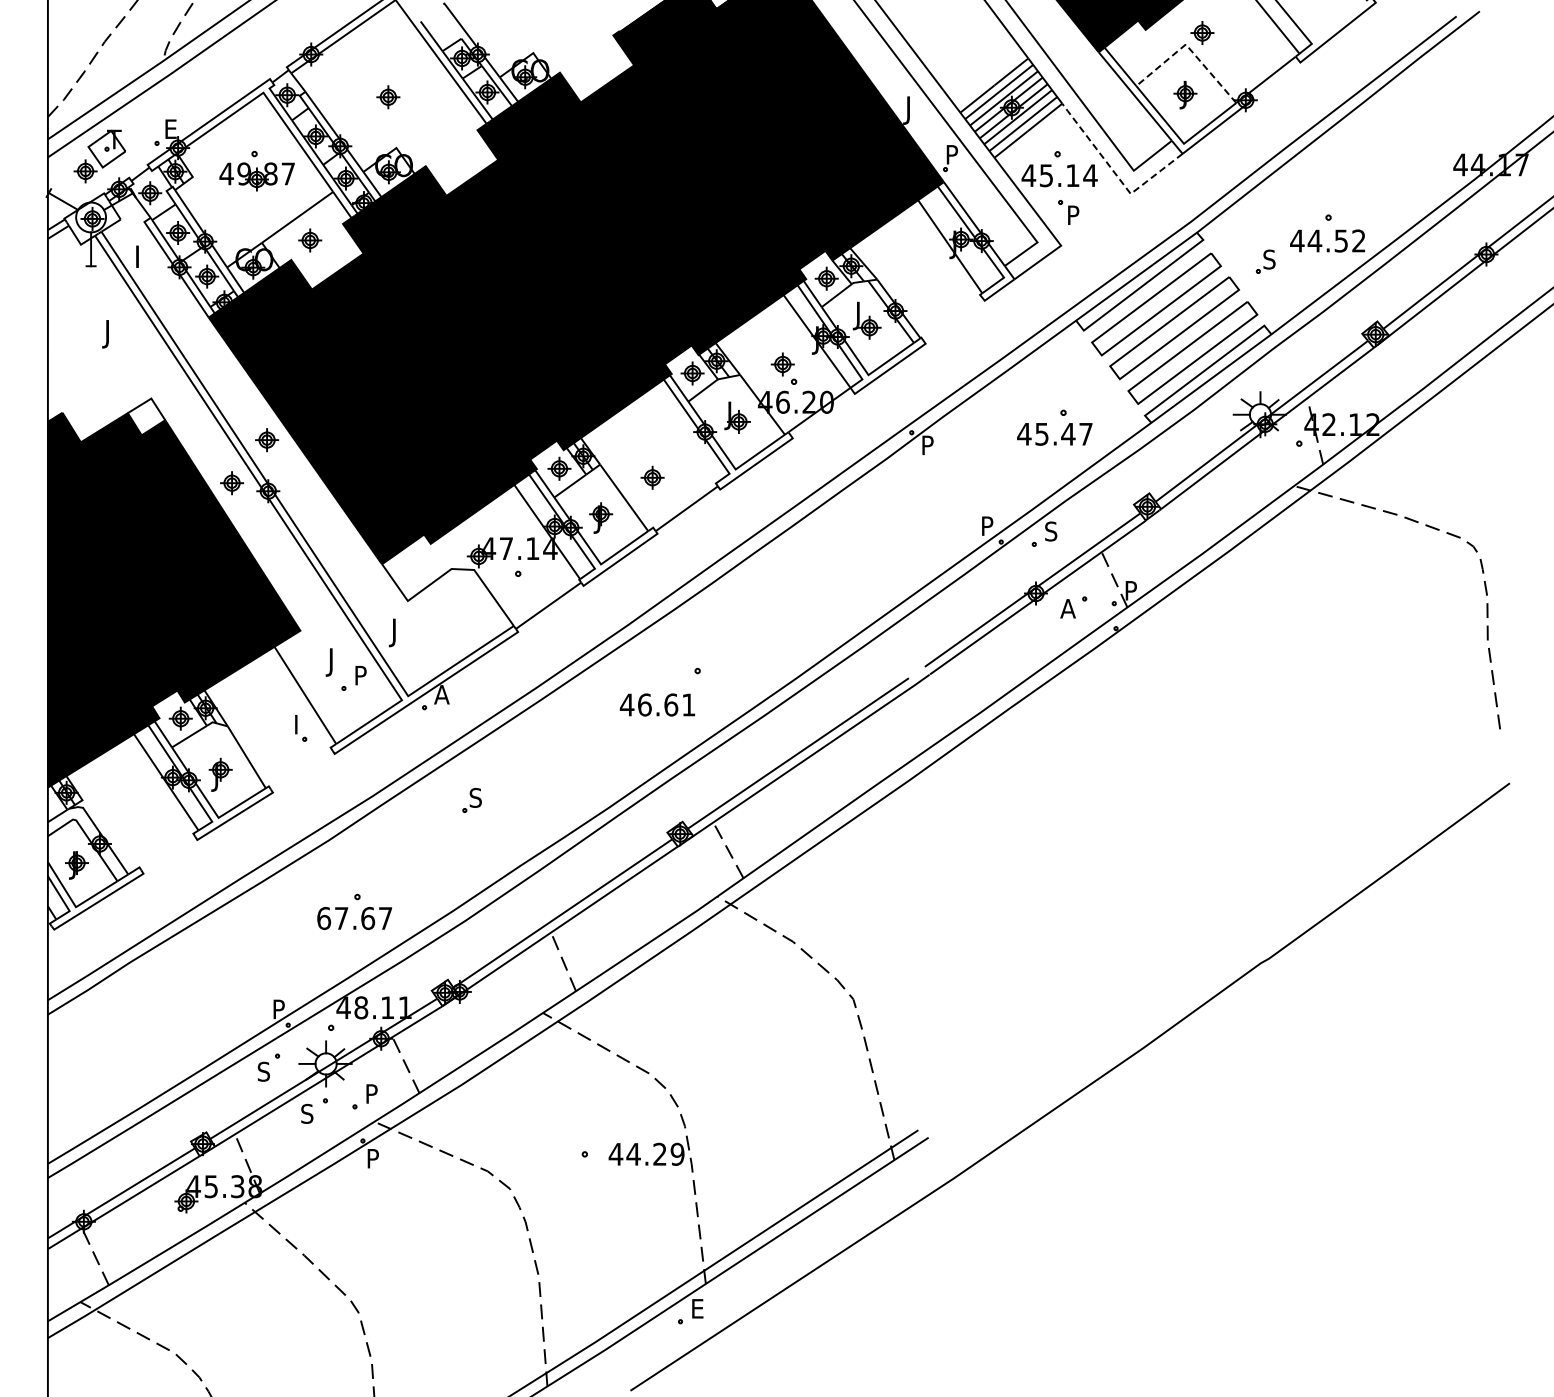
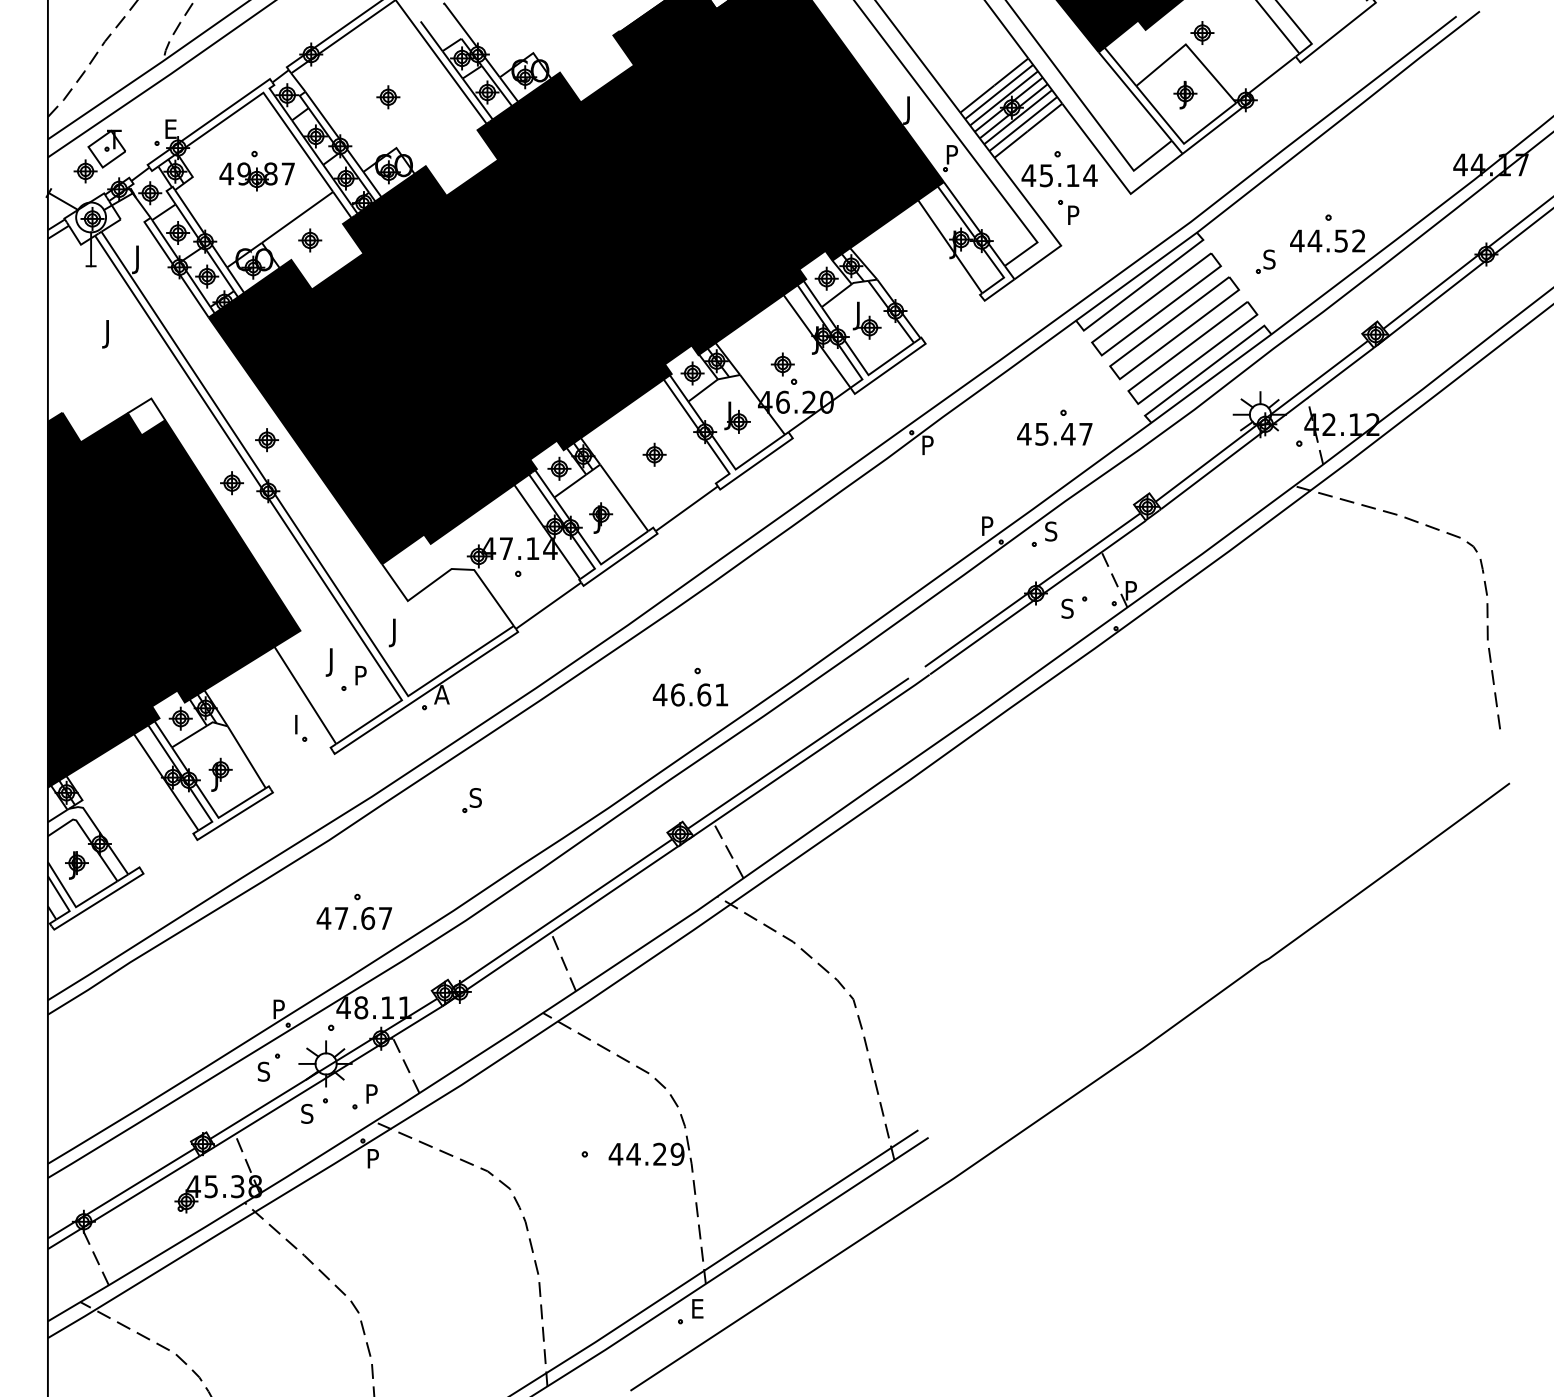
line: dashed -> solid (1189, 48)
line: dashed -> solid (1115, 174)
text: I -> J (135, 271)
part position: (652, 477) -> (654, 454) (654, 454)
text: A -> S (1067, 608)
text position: (657, 704) -> (690, 694) (690, 694)
text: 67.67 -> 47.67 (323, 918)
